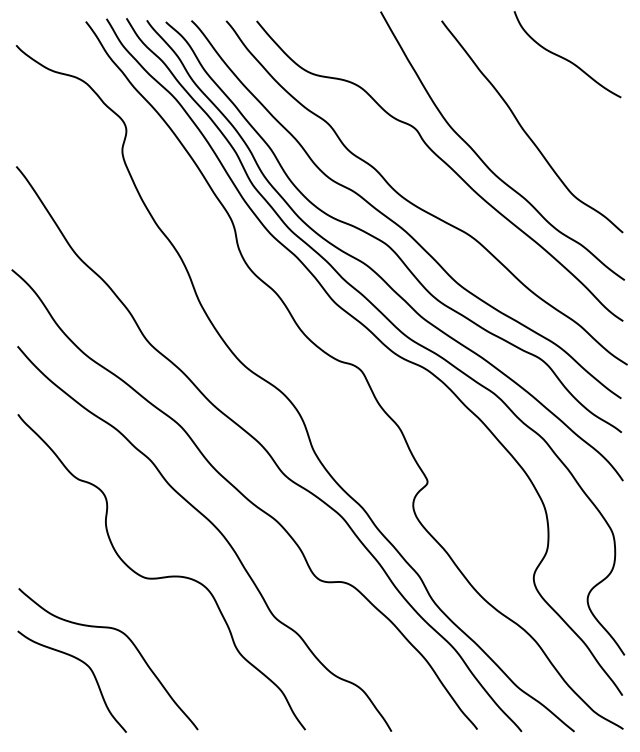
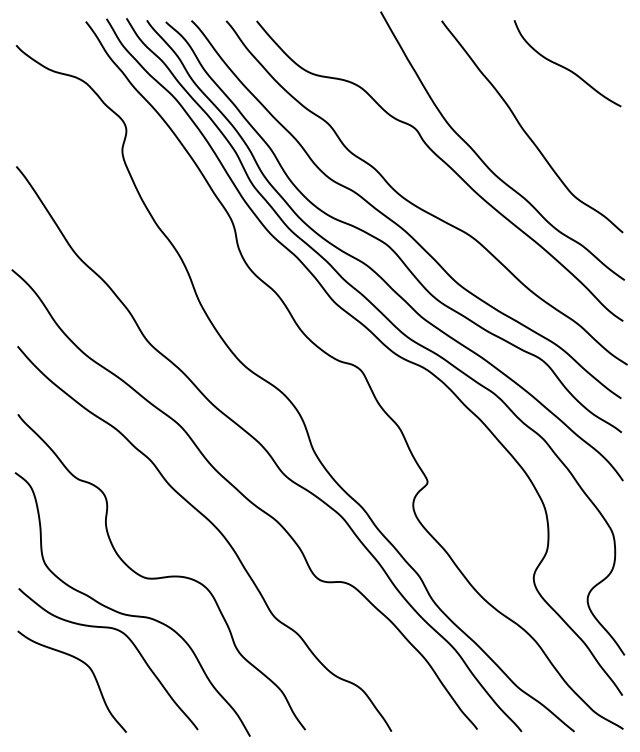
curve position: (566, 58) -> (566, 67) (566, 67)
curve: none -> present (131, 614)
